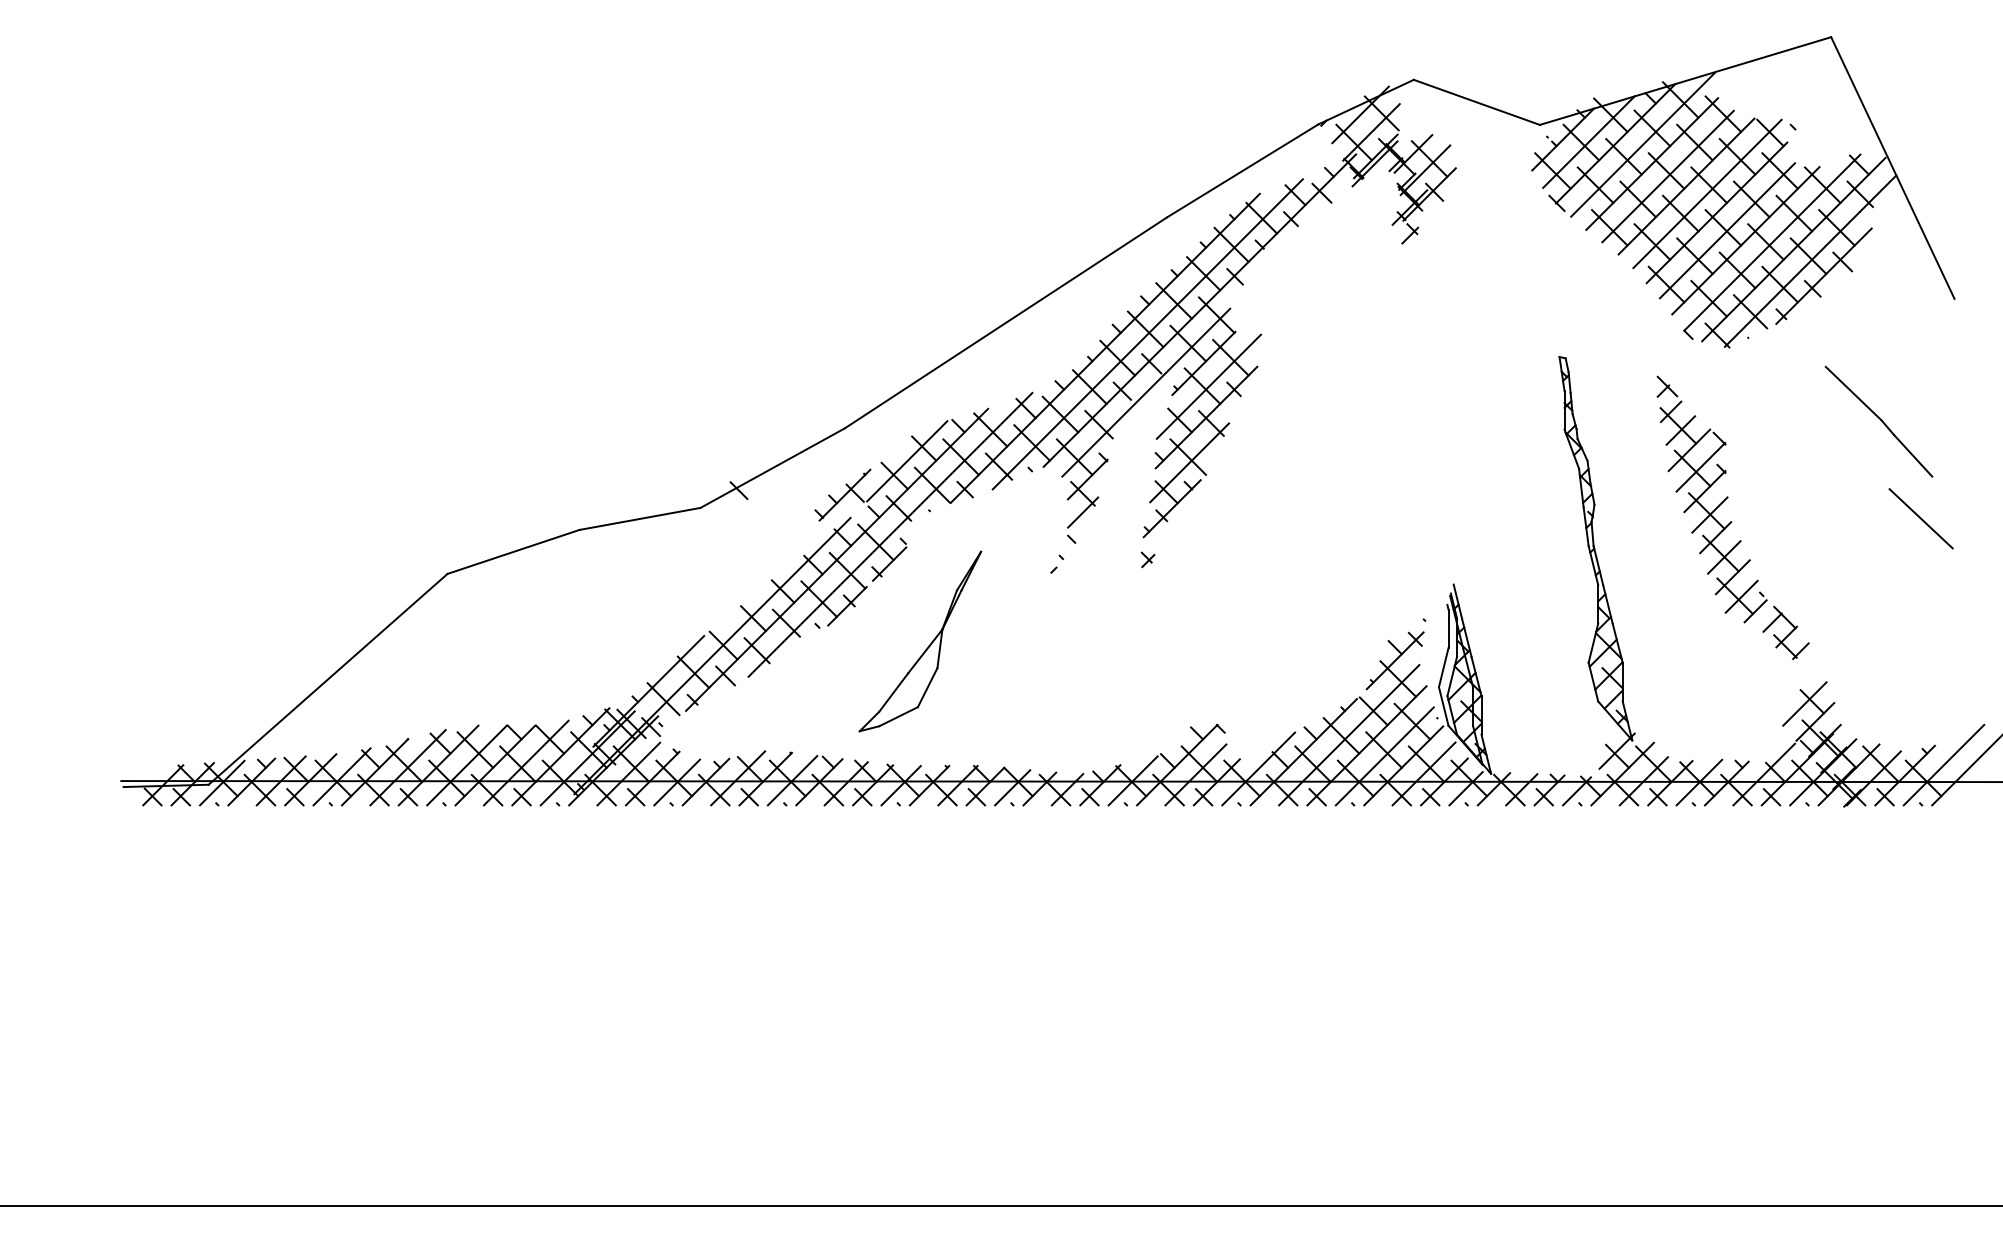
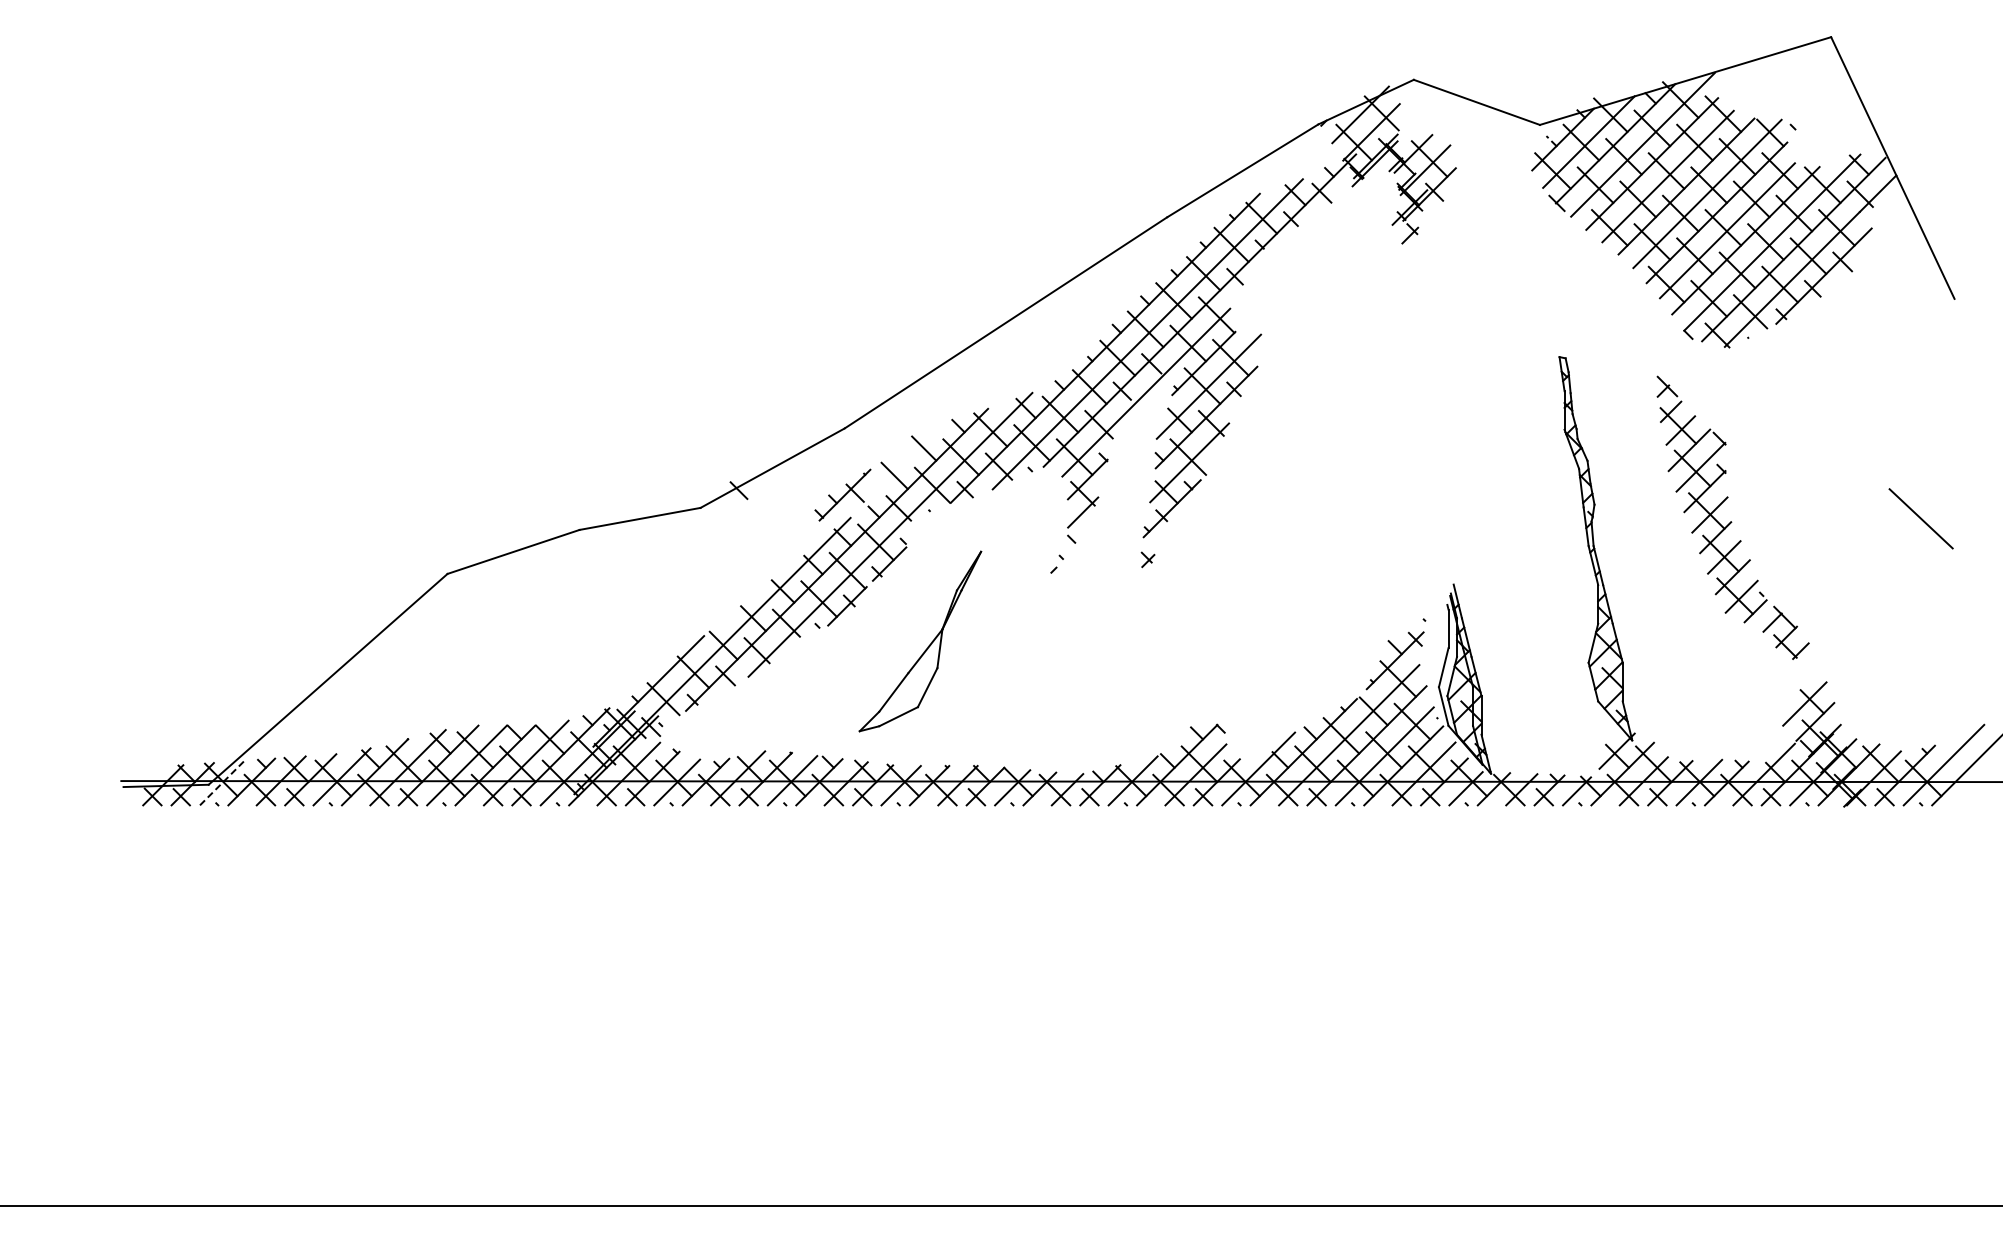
part: present -> none (1878, 421)
line: present -> none (907, 461)
line: solid -> dashed (222, 782)
